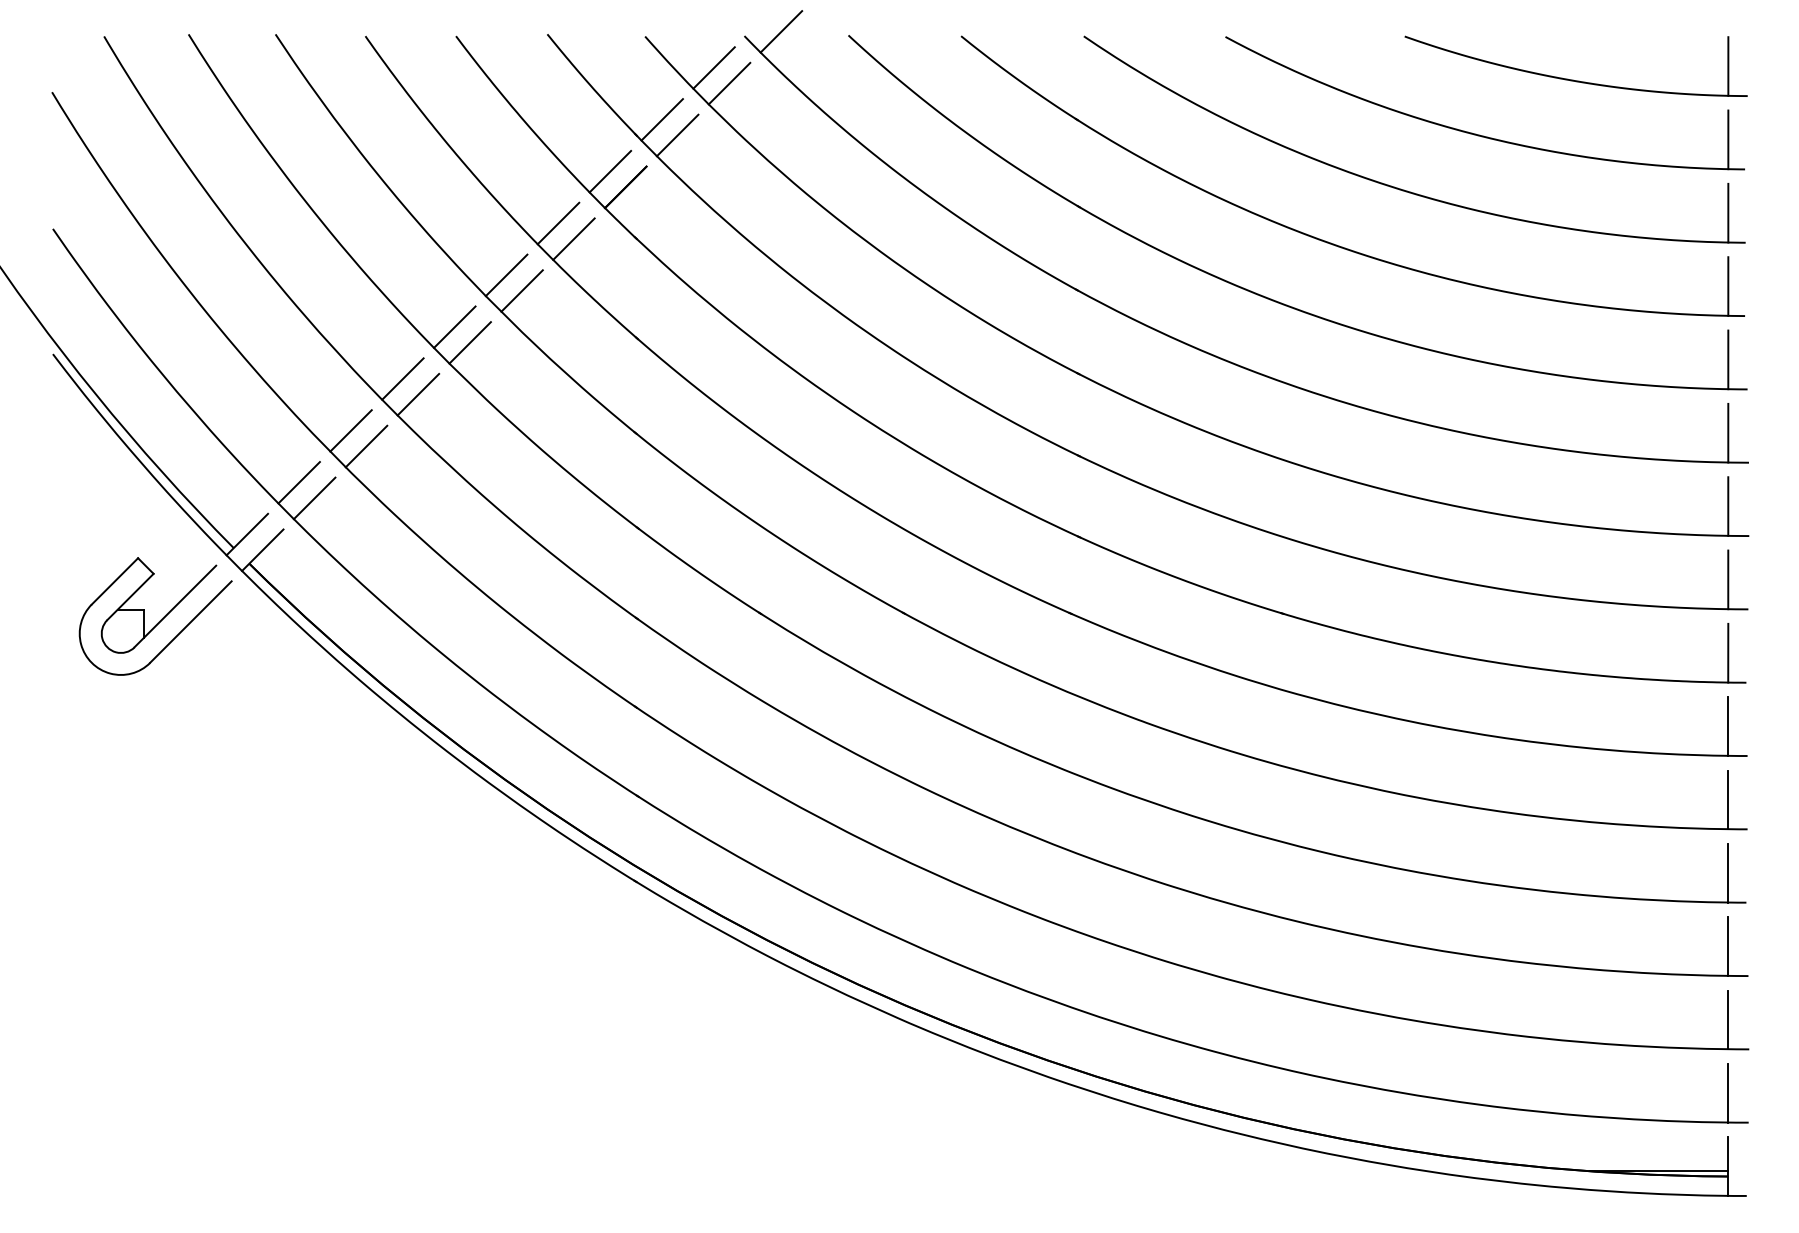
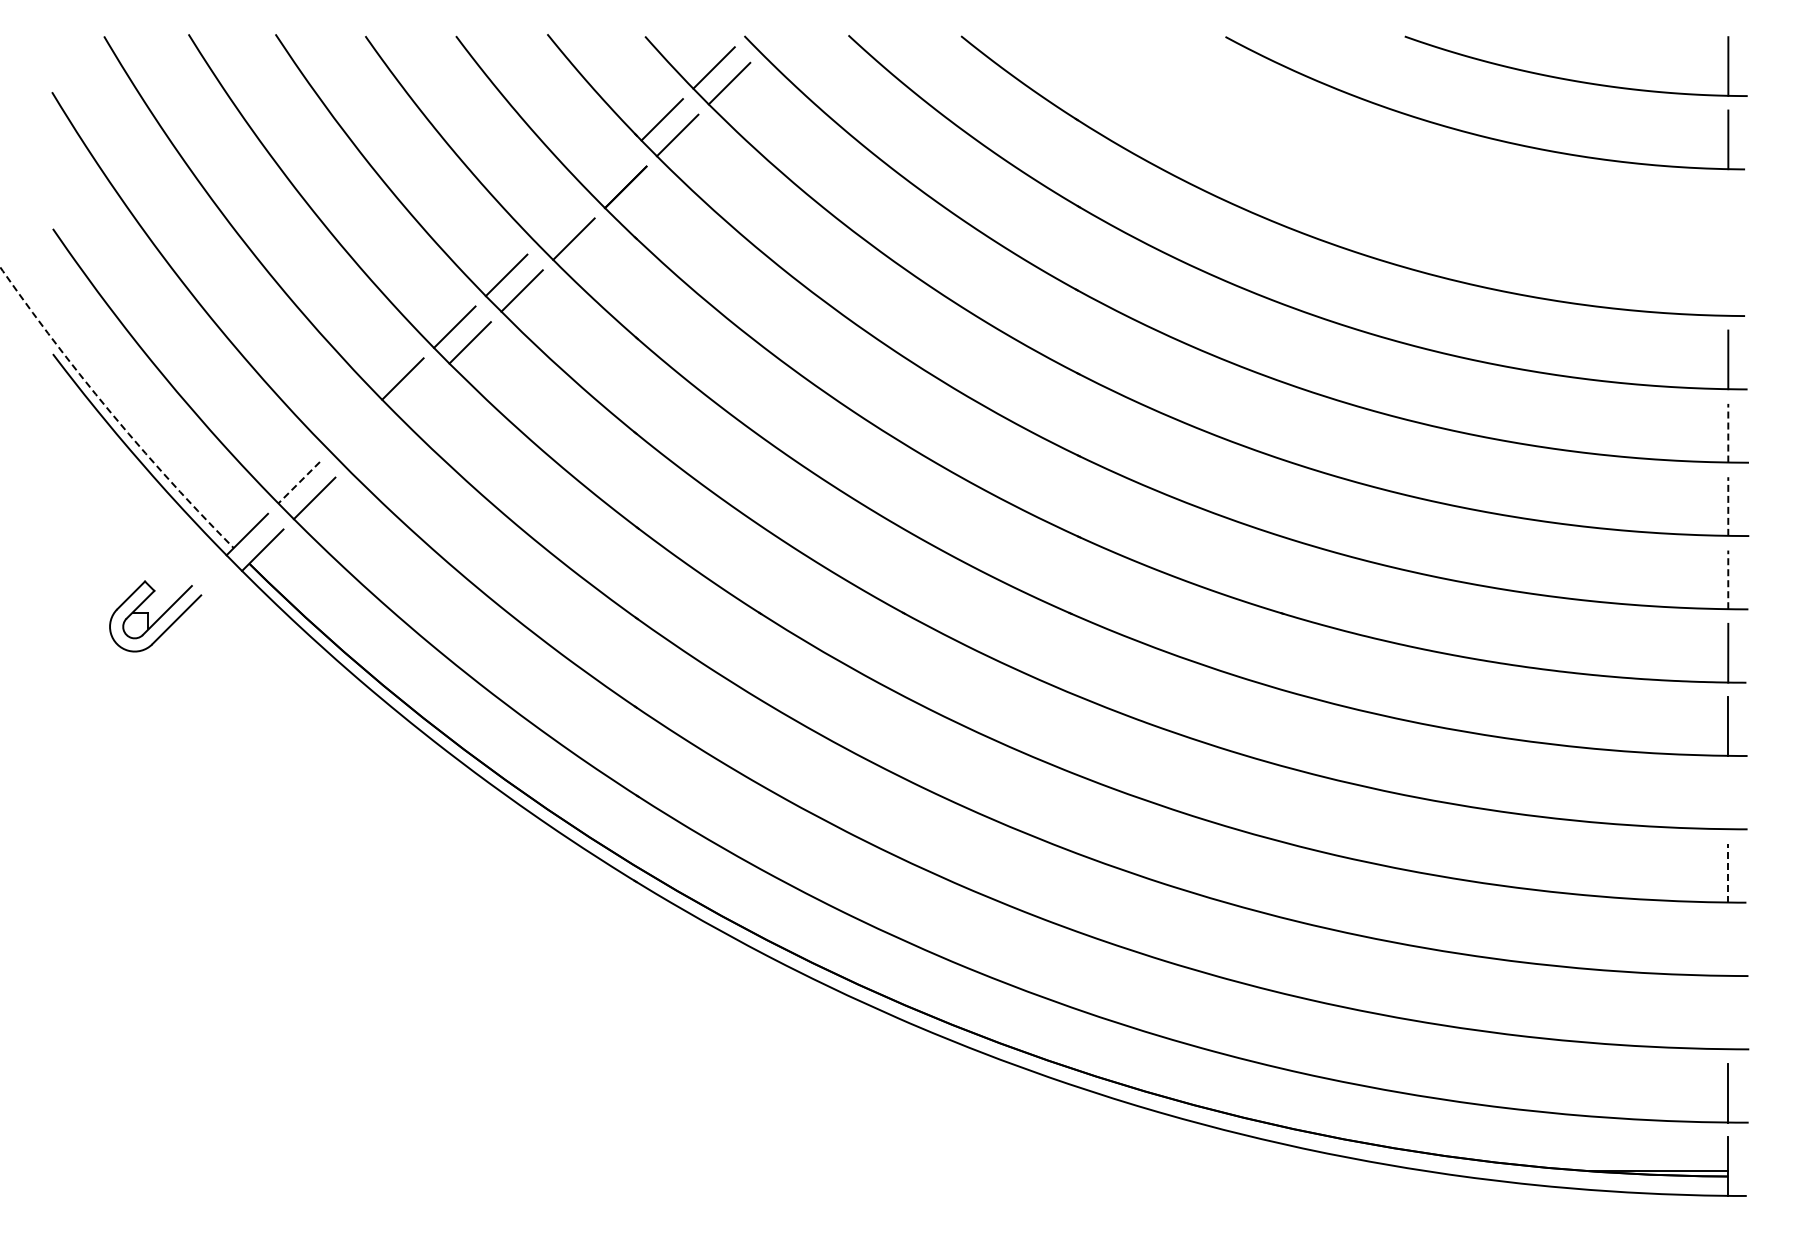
line: present -> none (781, 31)
line: present -> none (610, 171)
part: present -> none (1397, 187)
line: present -> none (558, 223)
line: present -> none (1728, 286)
line: present -> none (418, 394)
arc: solid -> dashed (110, 412)
line: present -> none (350, 430)
line: solid -> dashed (1728, 432)
line: present -> none (366, 446)
line: solid -> dashed (298, 483)
line: solid -> dashed (1728, 506)
line: solid -> dashed (1728, 579)
part size: 155x119 px -> 94x73 px (155, 616)
line: present -> none (1728, 799)
line: solid -> dashed (1728, 872)
line: present -> none (1728, 946)
line: present -> none (1728, 1019)
